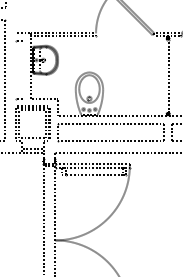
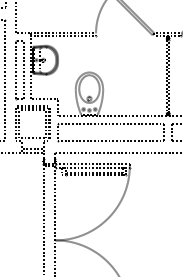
line: none -> present (16, 17)
line: none -> present (16, 69)
line: none -> present (23, 69)
line: none -> present (166, 75)
line: none -> present (93, 173)
